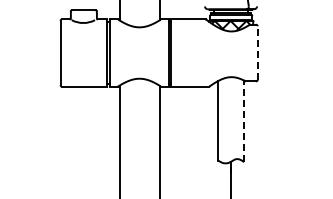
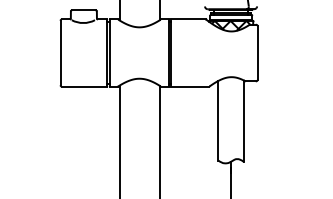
line: dashed -> solid (257, 53)
line: dashed -> solid (244, 121)
